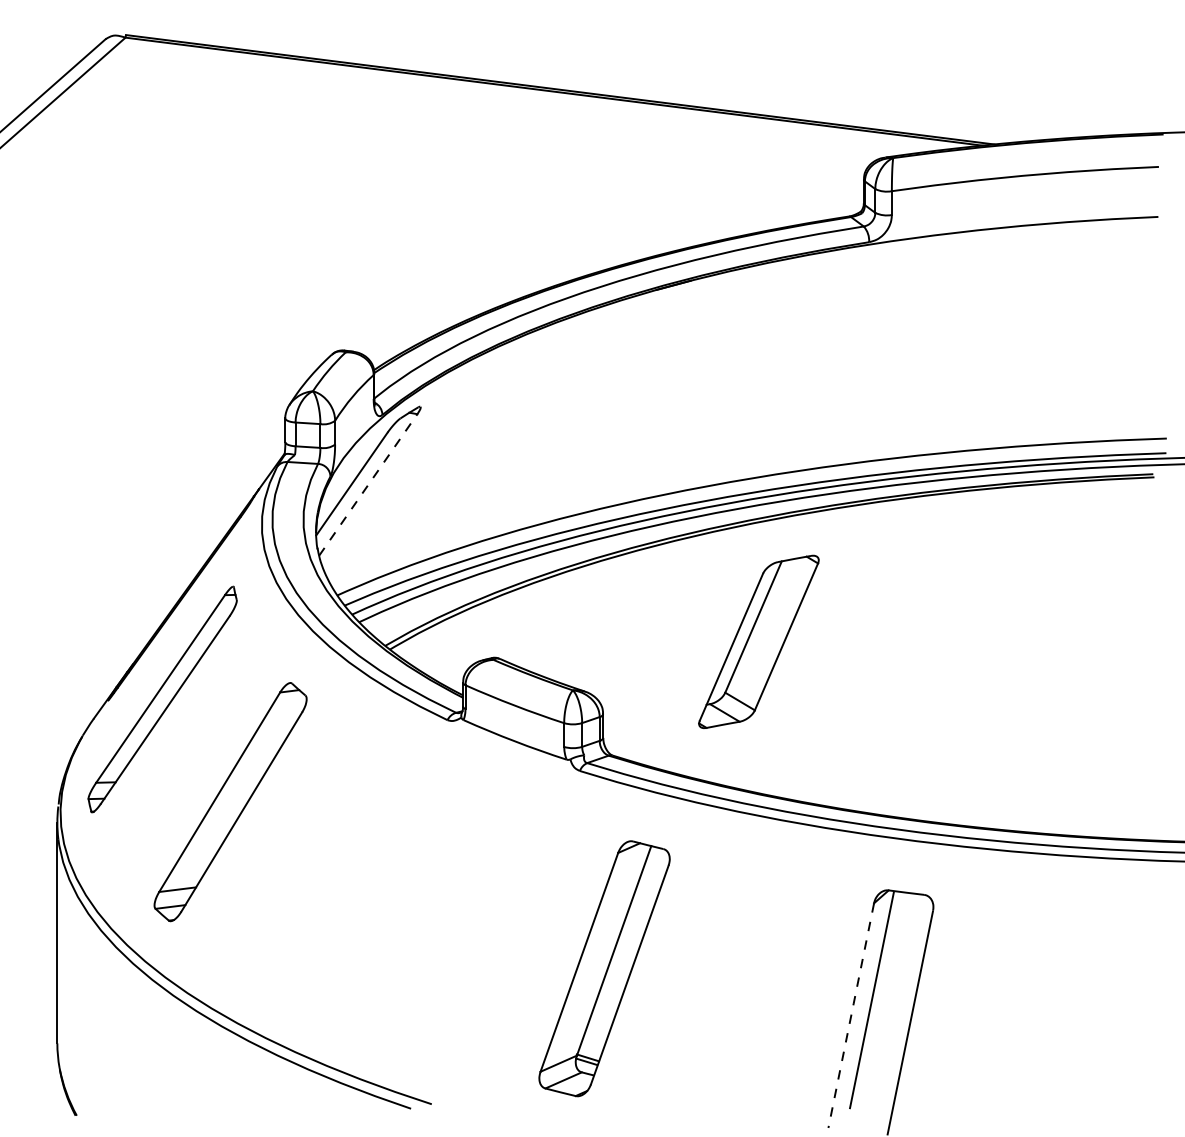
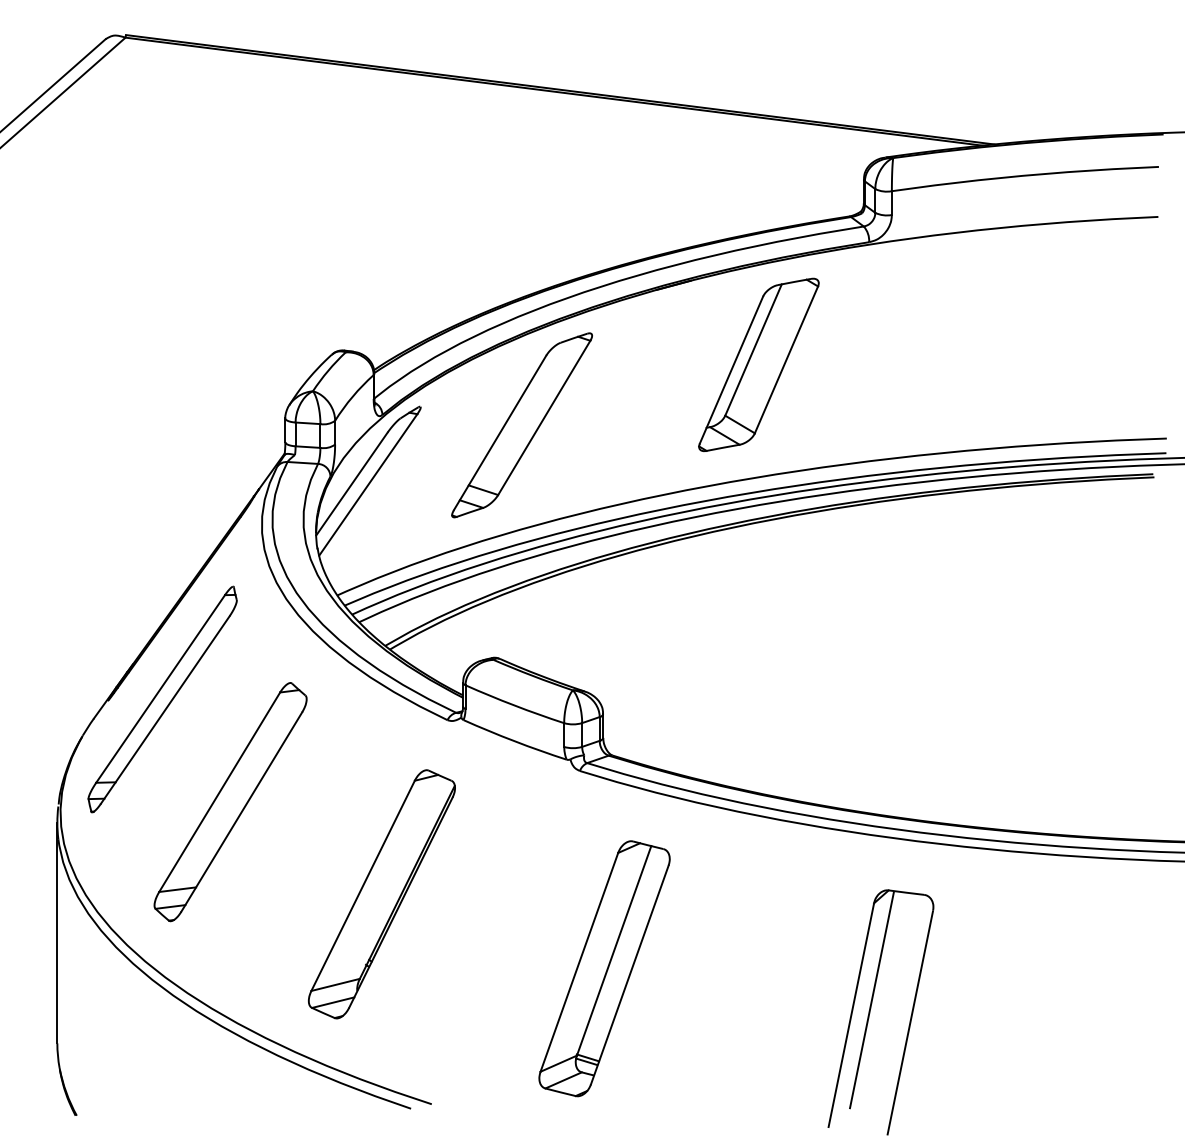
part: none -> present (521, 425)
line: dashed -> solid (368, 484)
part position: (758, 641) -> (758, 364) (758, 364)
part: none -> present (381, 894)
line: dashed -> solid (851, 1015)
